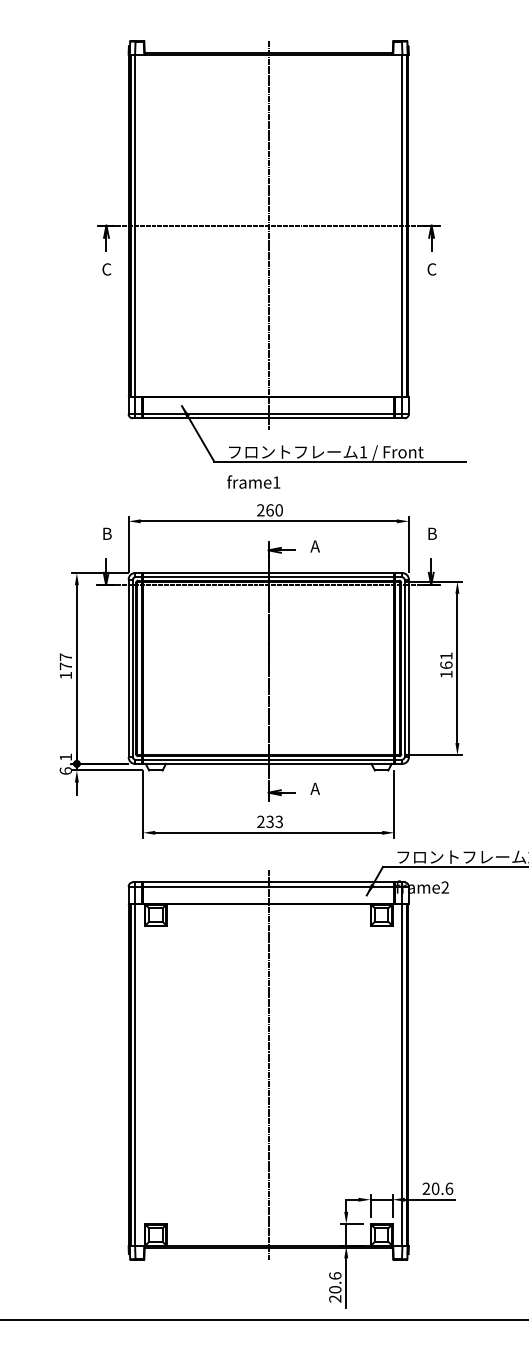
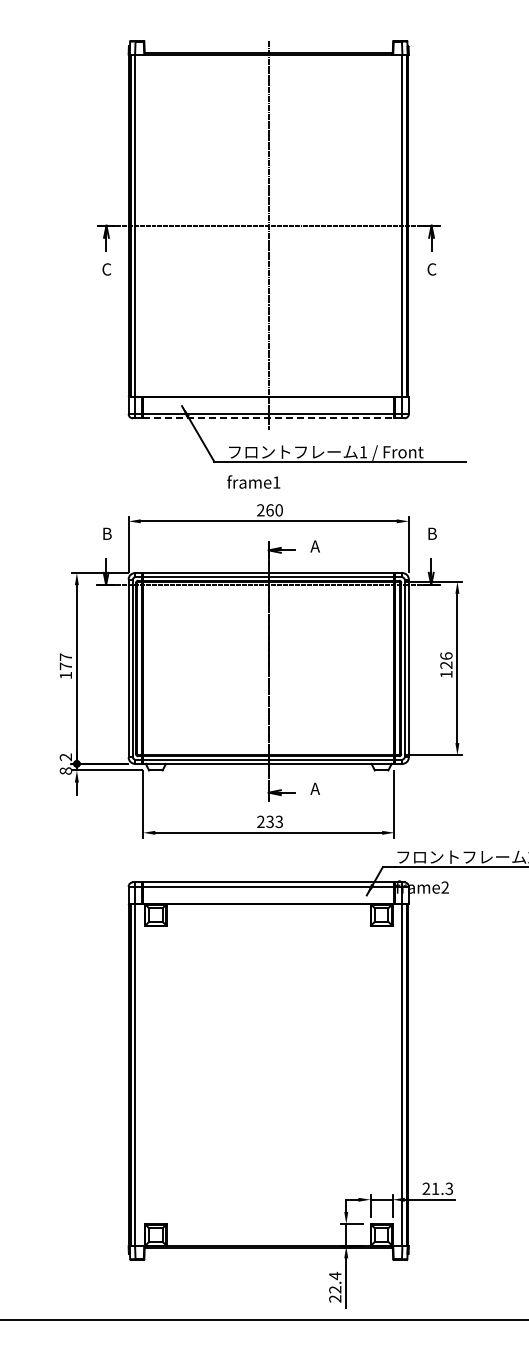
line: solid -> dashed (268, 418)
text: 161 -> 126 (446, 660)
text: 6.1 -> 8.2 (65, 763)
line: present -> none (268, 1064)
text: 20.6 -> 21.3 (442, 1188)
text: 20.6 -> 22.4 (335, 1282)
